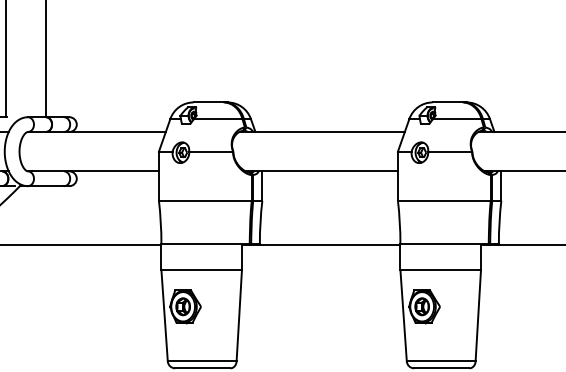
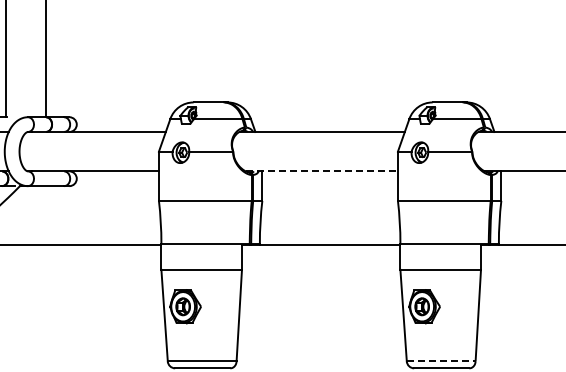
line: solid -> dashed (321, 171)
line: solid -> dashed (441, 361)
